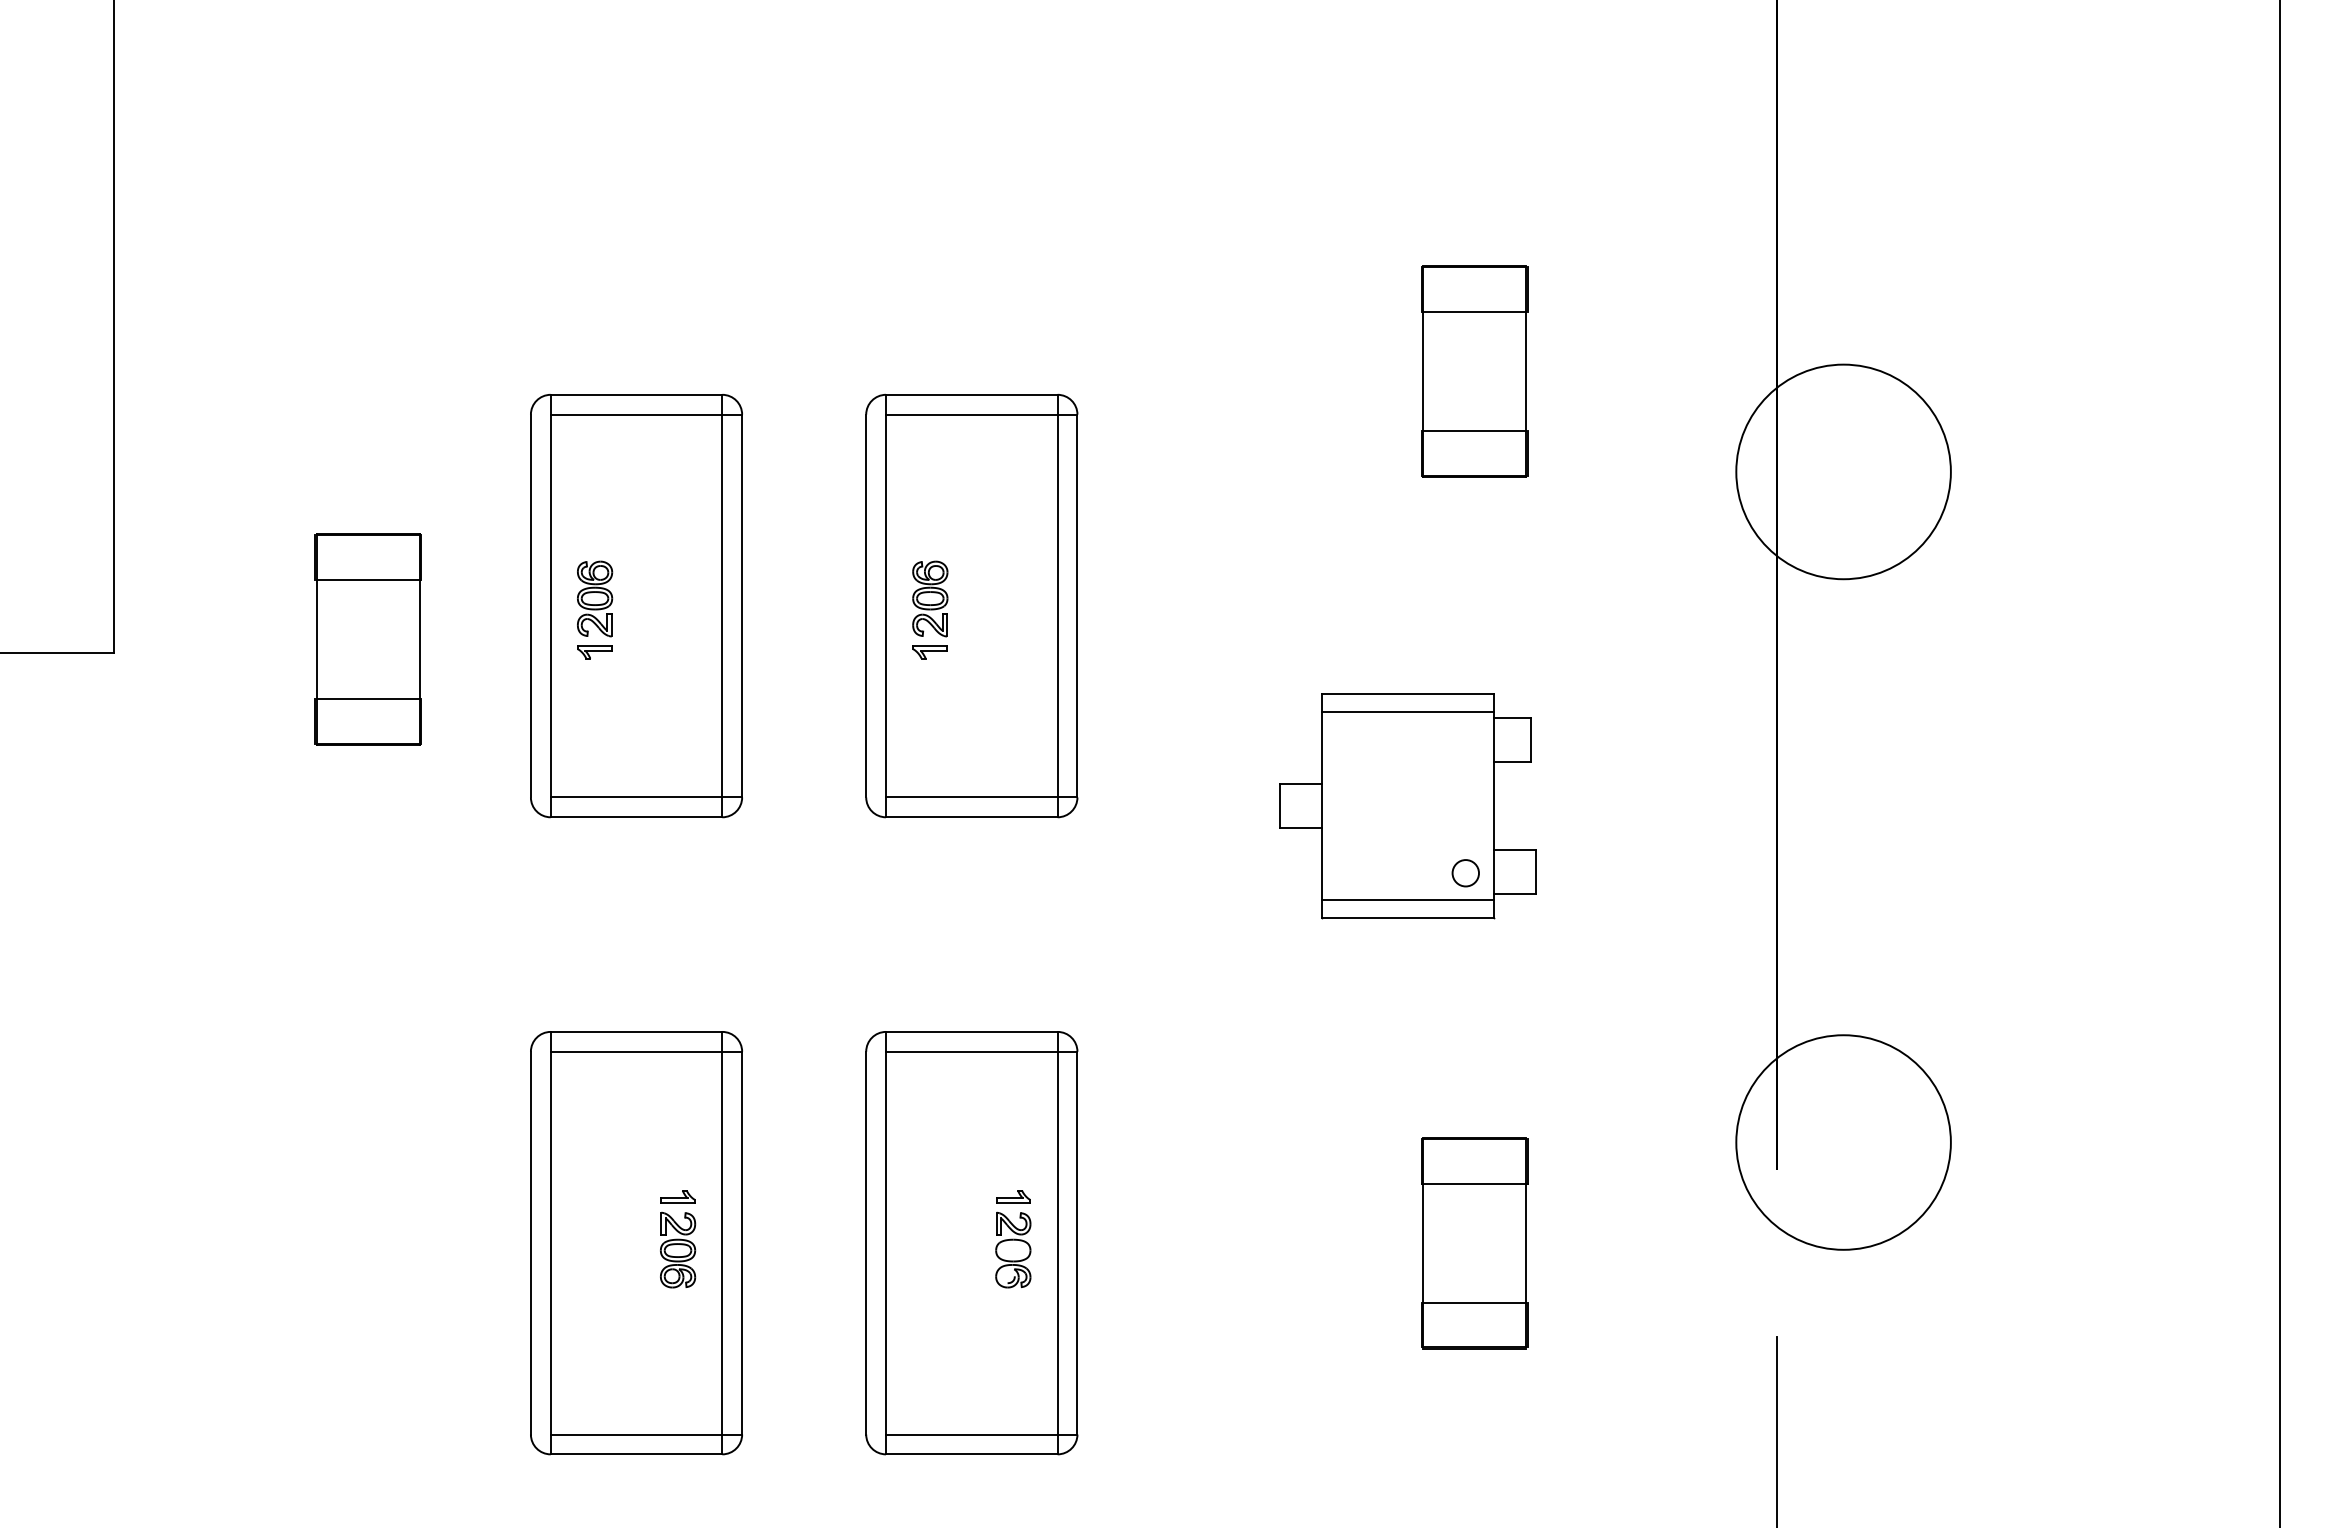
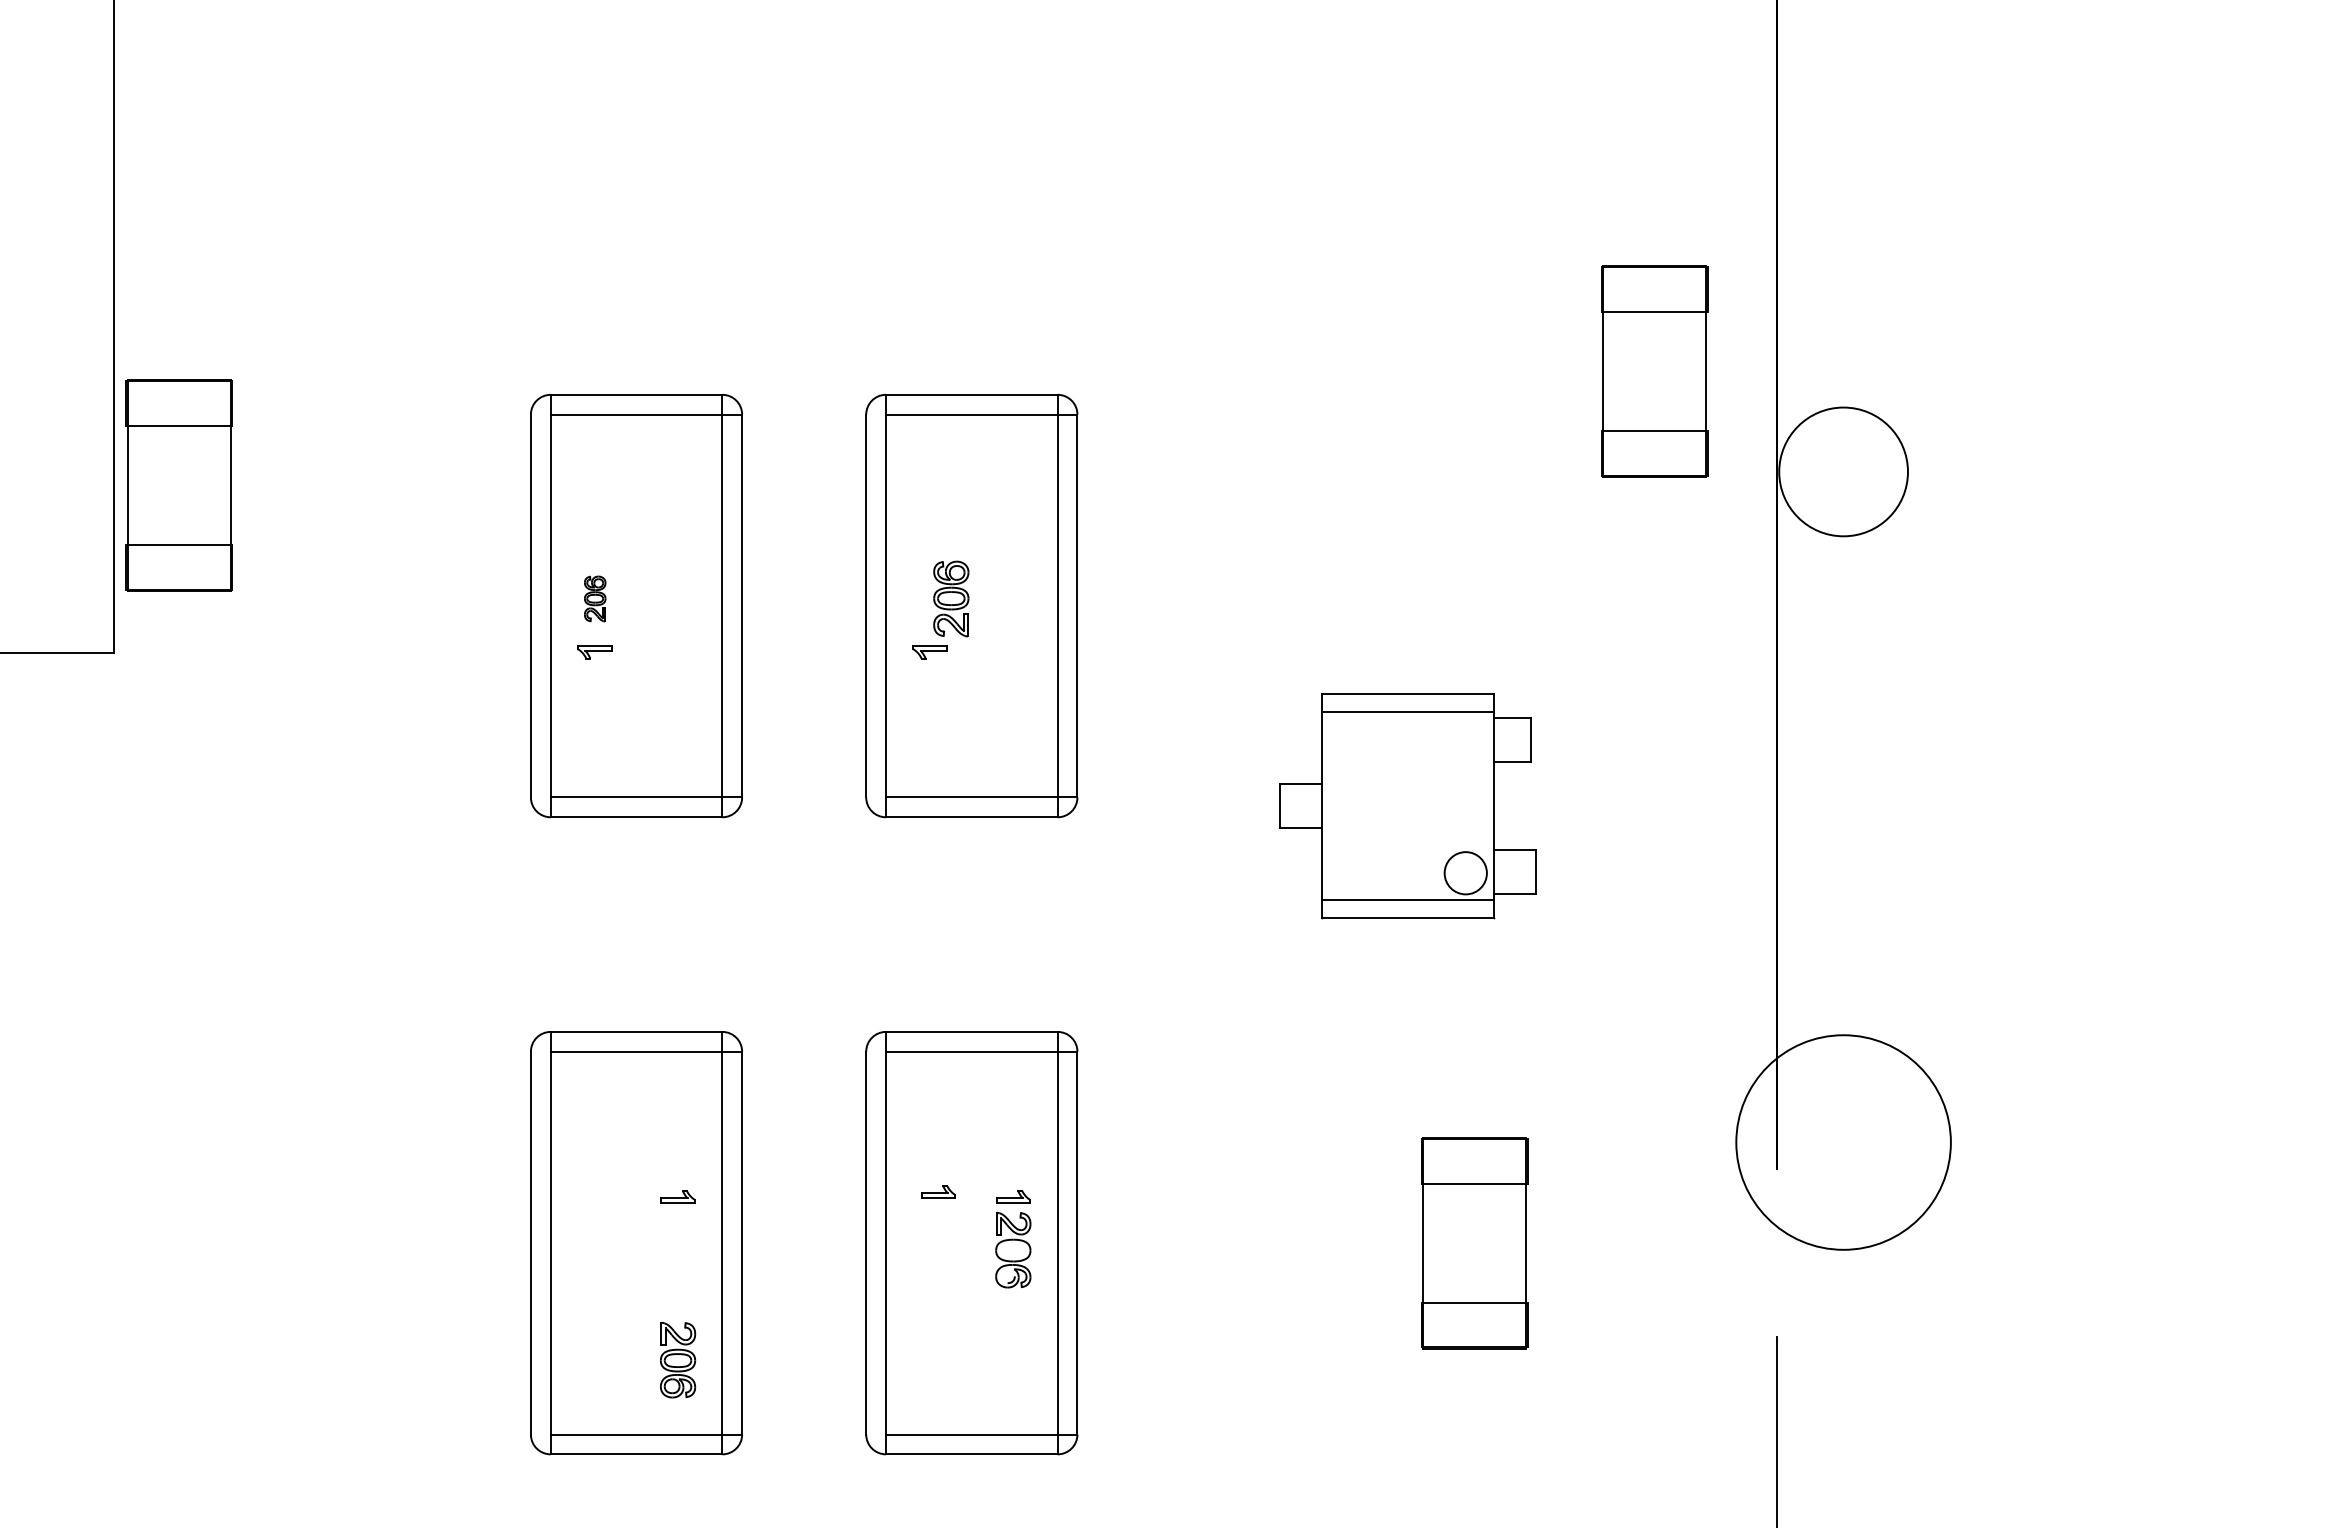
part position: (1474, 371) -> (1654, 371) (1654, 371)
circle diameter: 215 px -> 129 px (1843, 471)
part size: 37x78 px -> 23x48 px (595, 598)
part position: (930, 598) -> (951, 598) (951, 598)
part position: (367, 639) -> (178, 485) (178, 485)
line: present -> none (2279, 763)
circle diameter: 26 px -> 42 px (1465, 873)
part: none -> present (938, 1191)
part position: (678, 1249) -> (678, 1359) (678, 1359)
